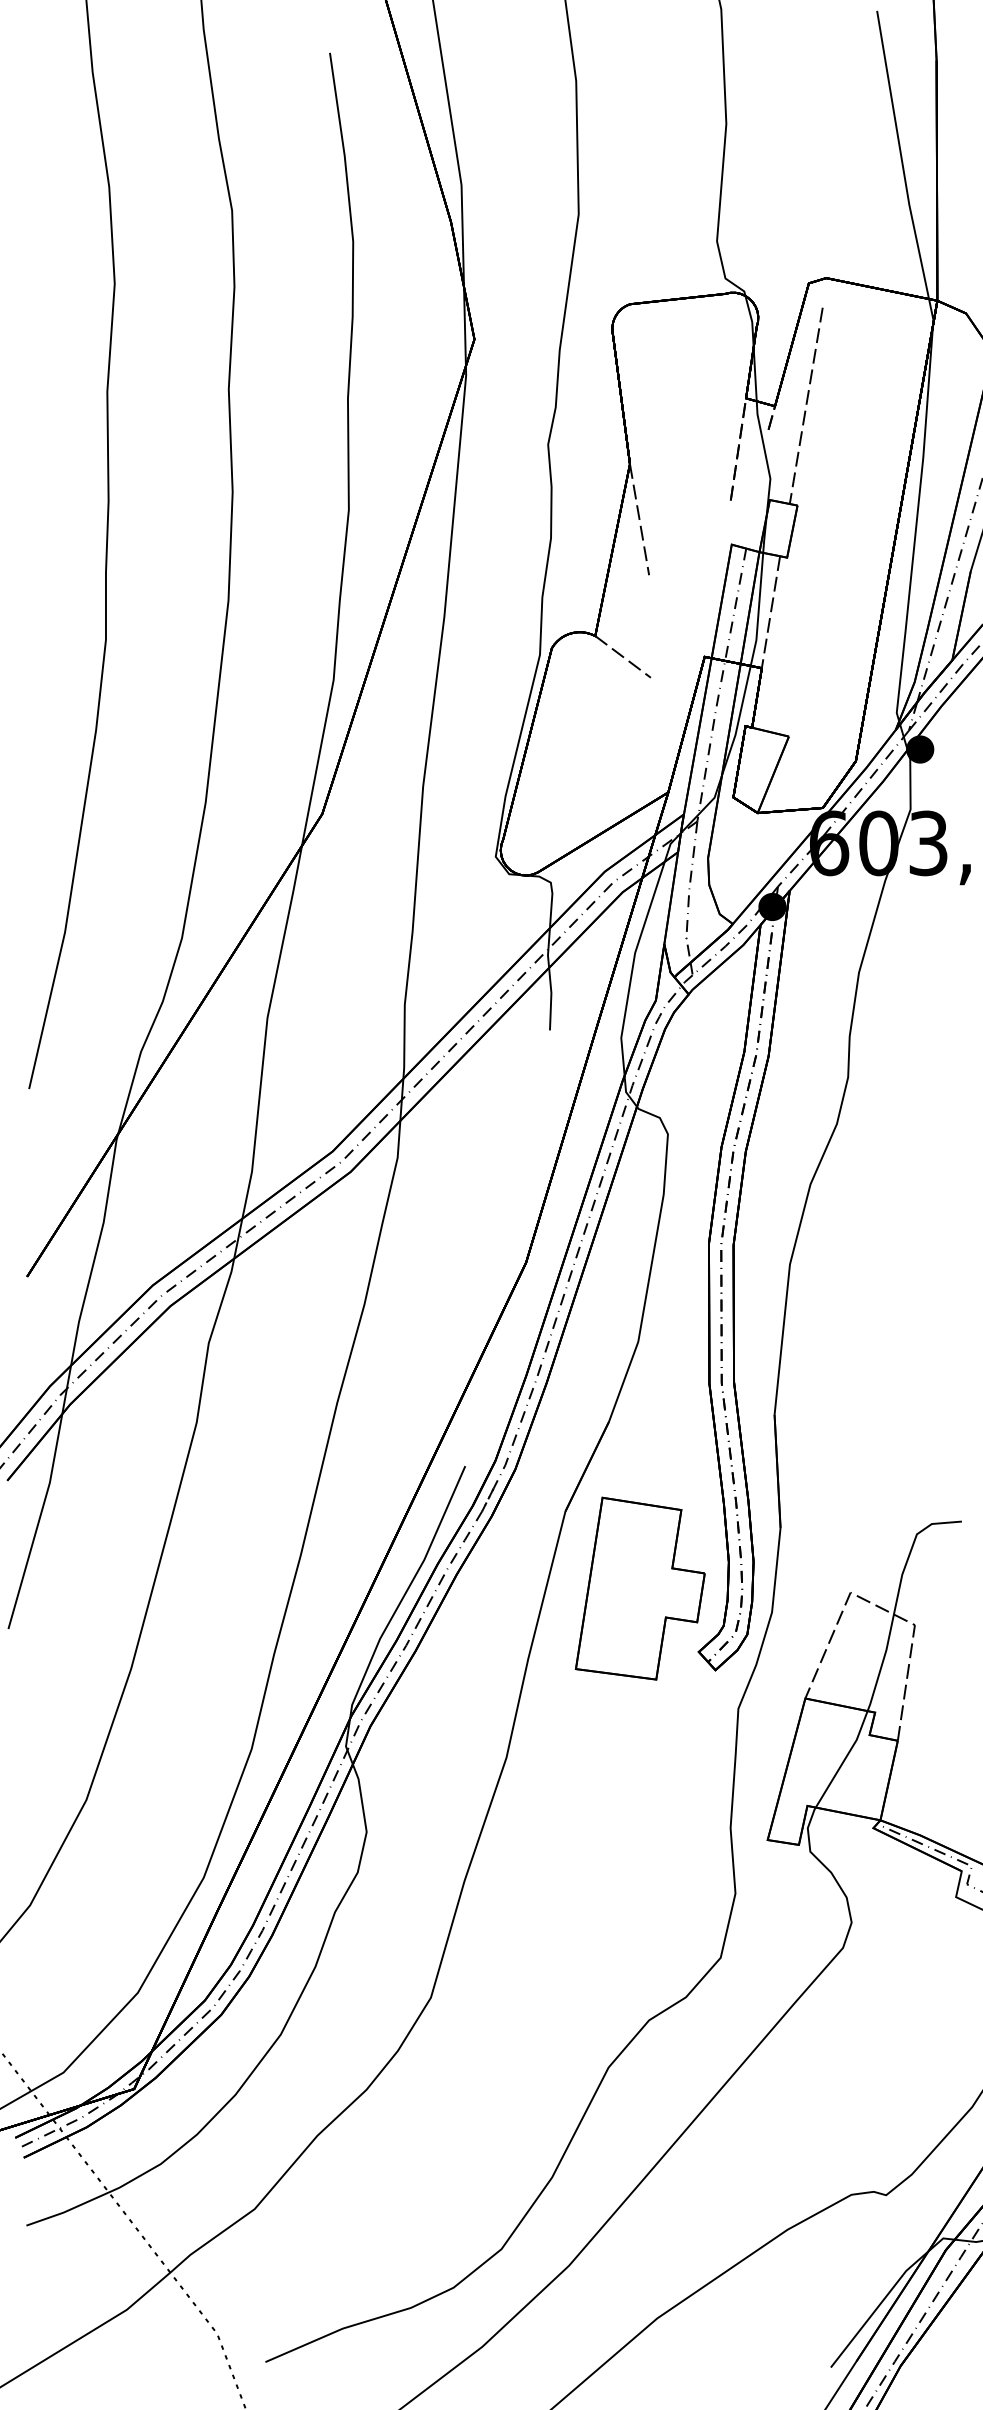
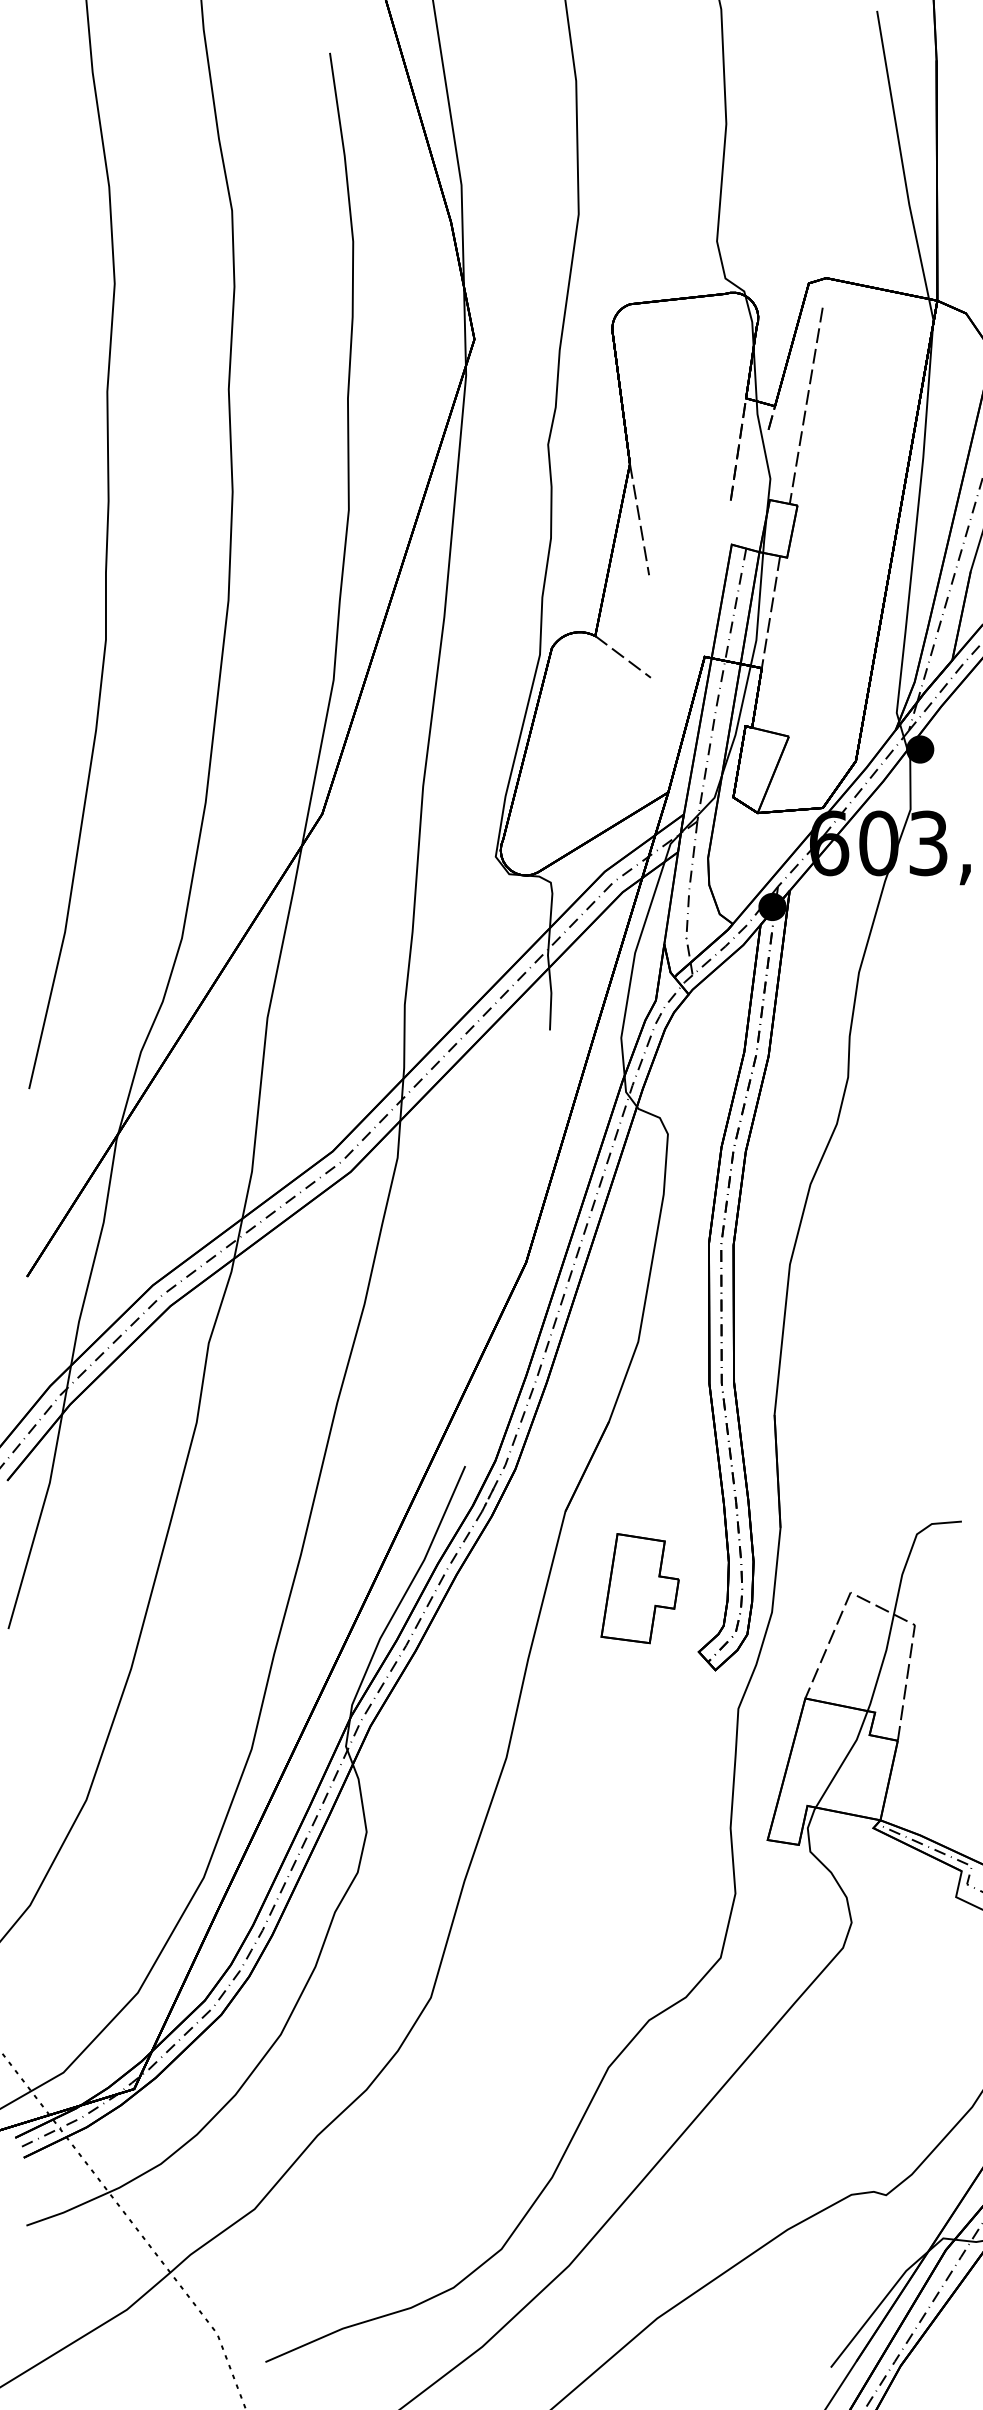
part size: 132x185 px -> 80x112 px (639, 1588)
